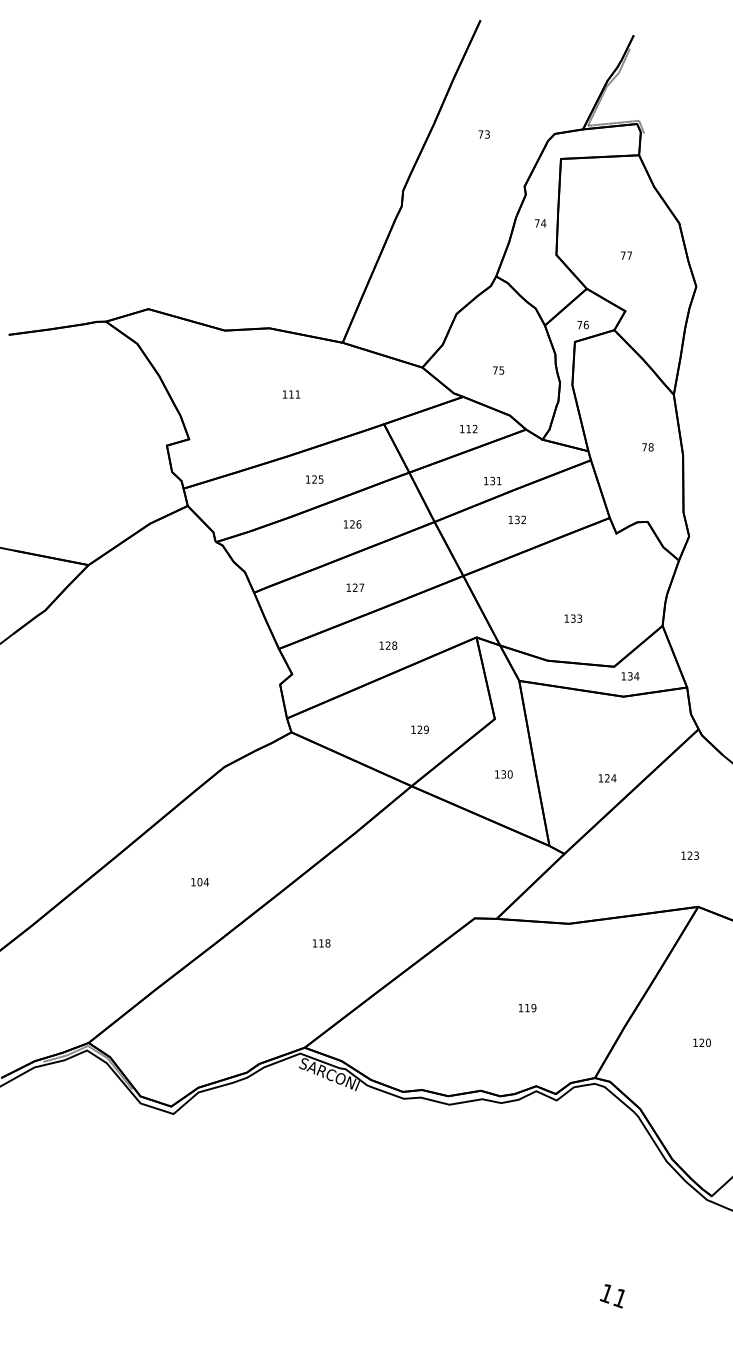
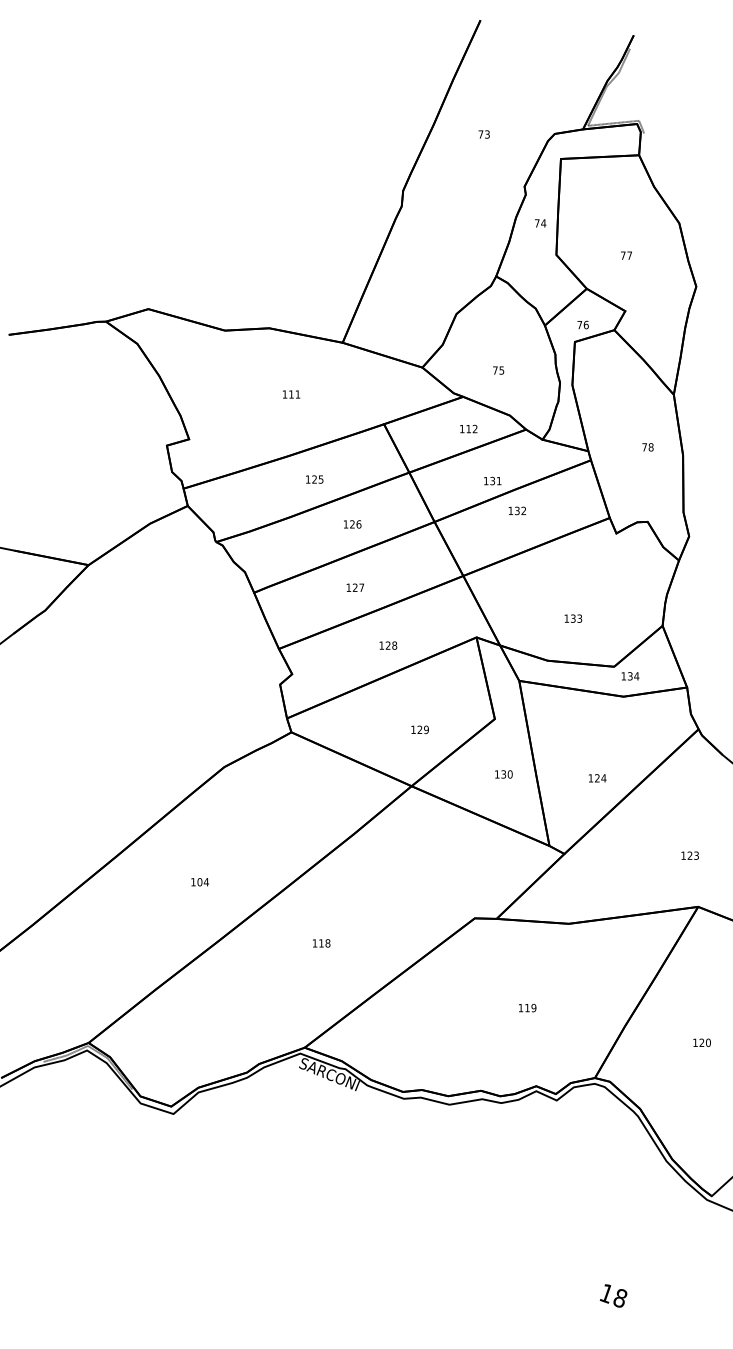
text position: (516, 519) -> (516, 510) (516, 510)
text position: (607, 778) -> (597, 778) (597, 778)
text: 11 -> 18 (620, 1298)
